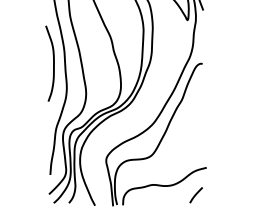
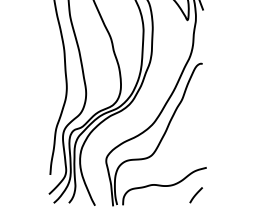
curve: present -> none (53, 63)
